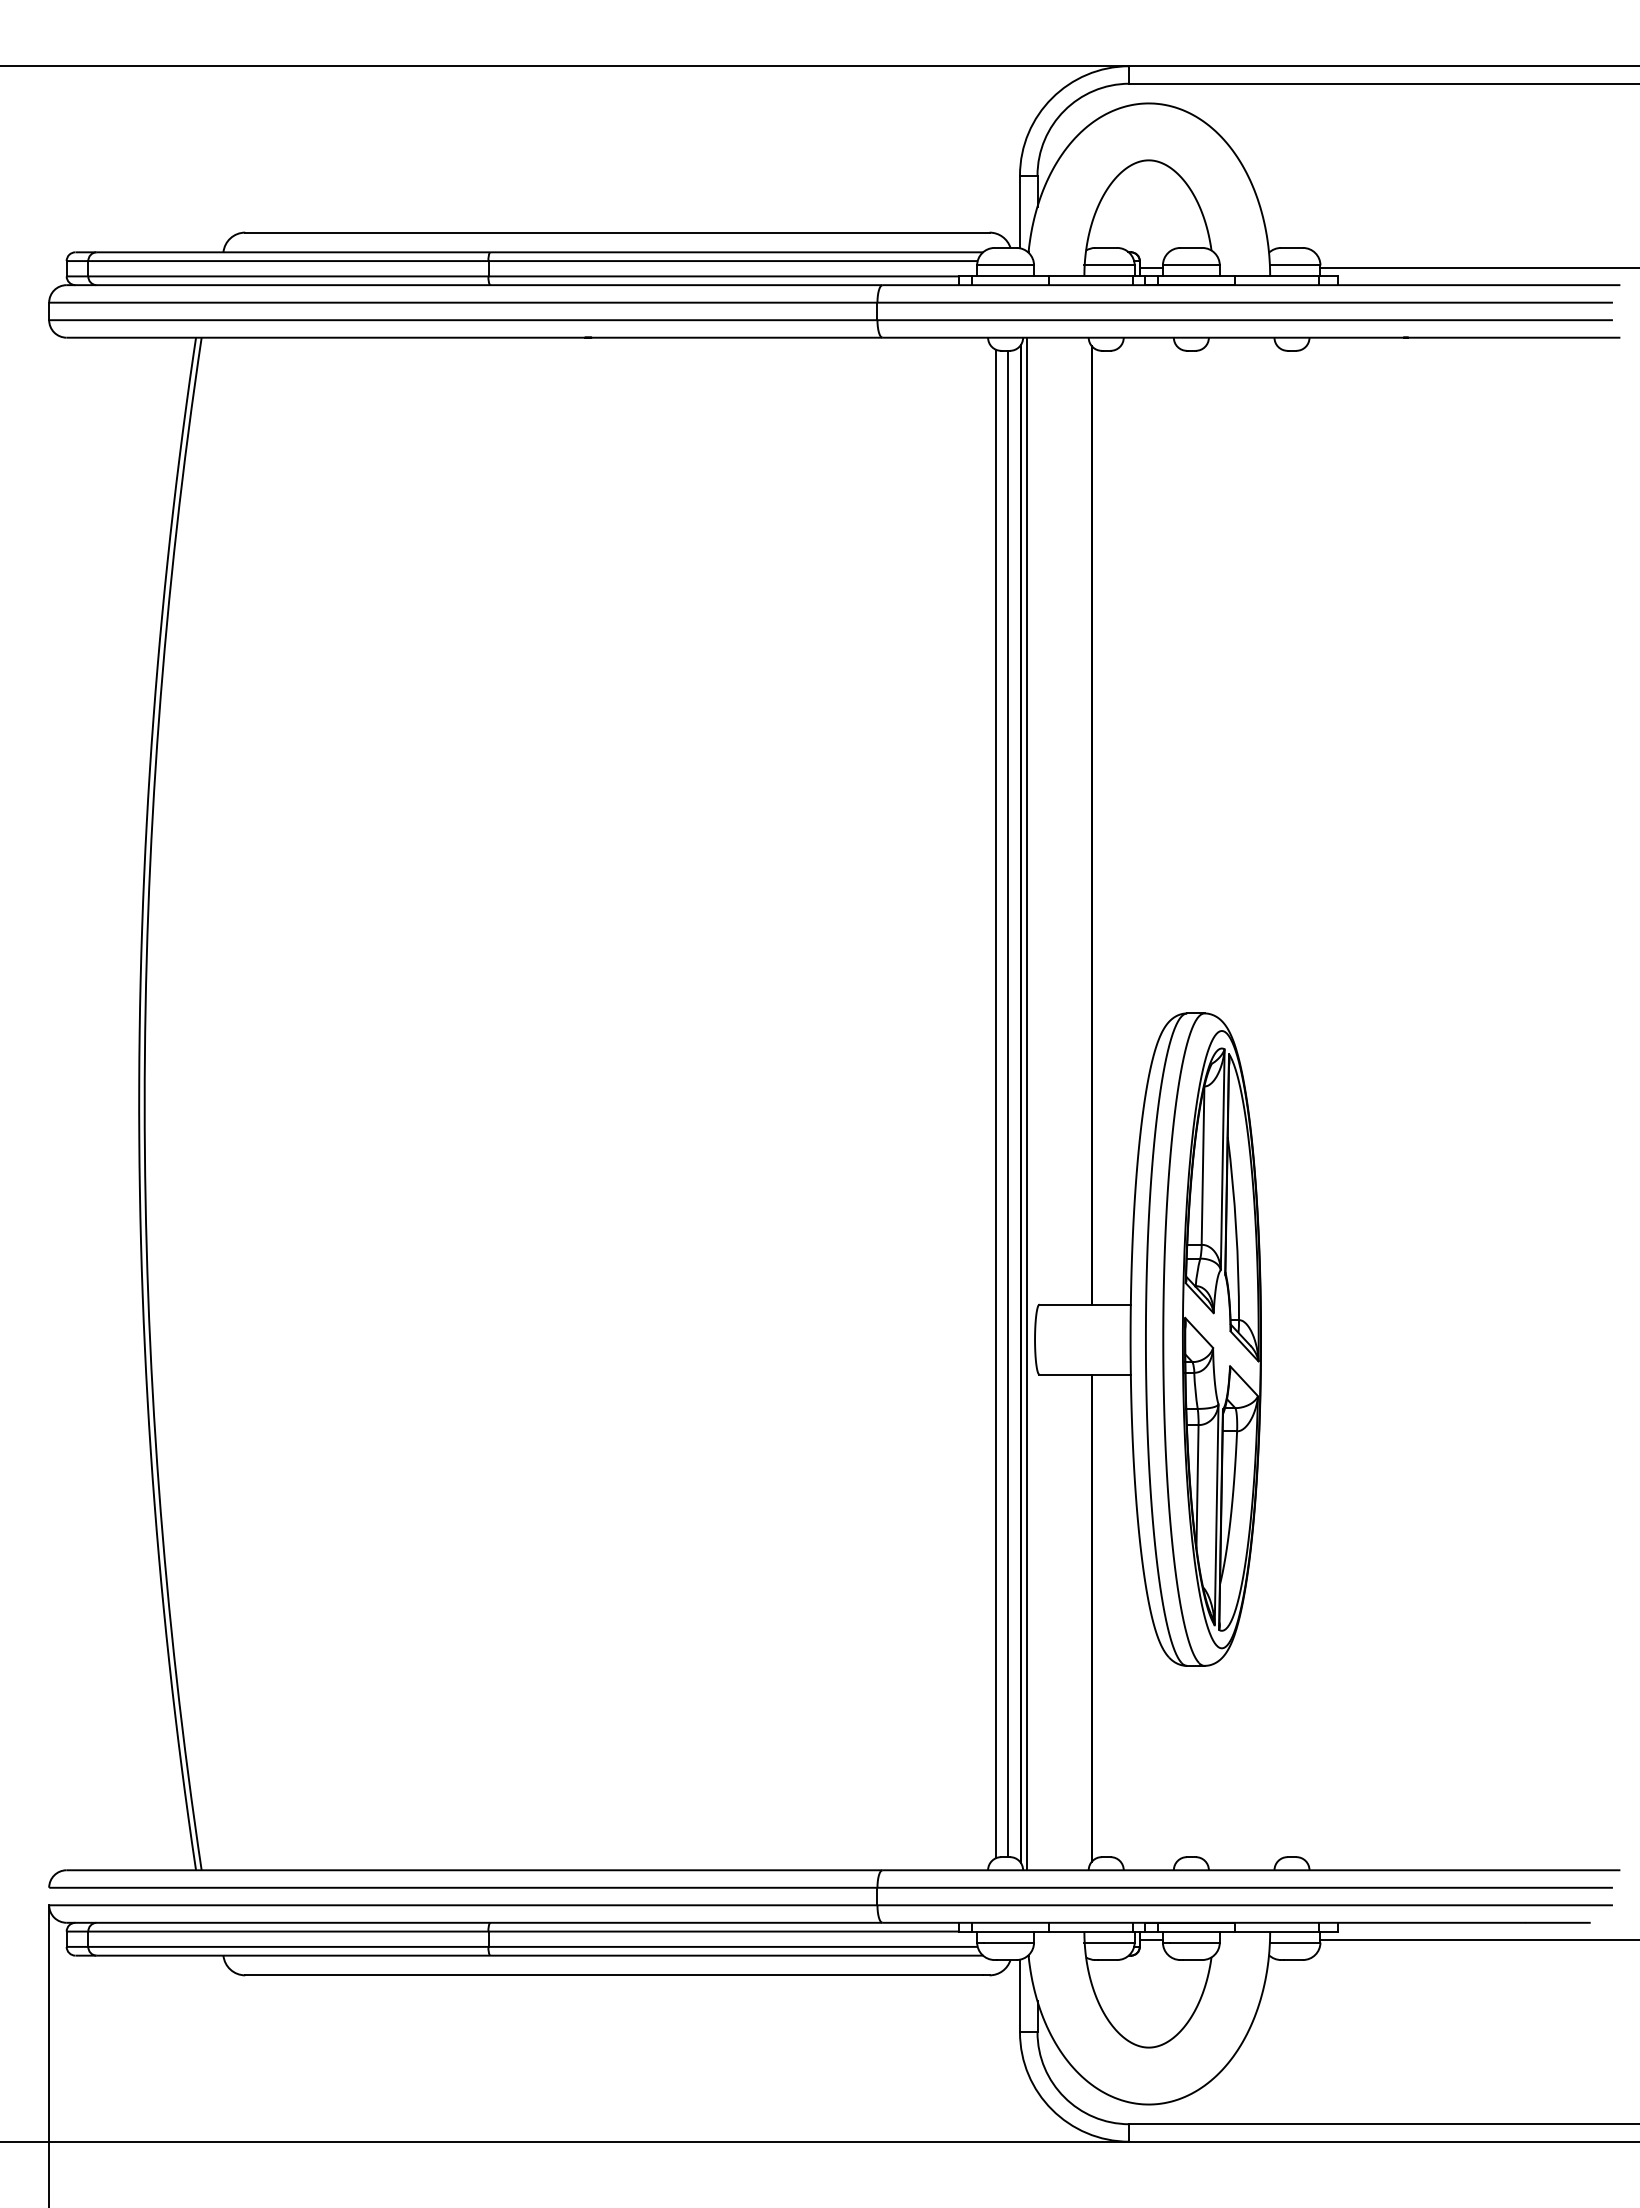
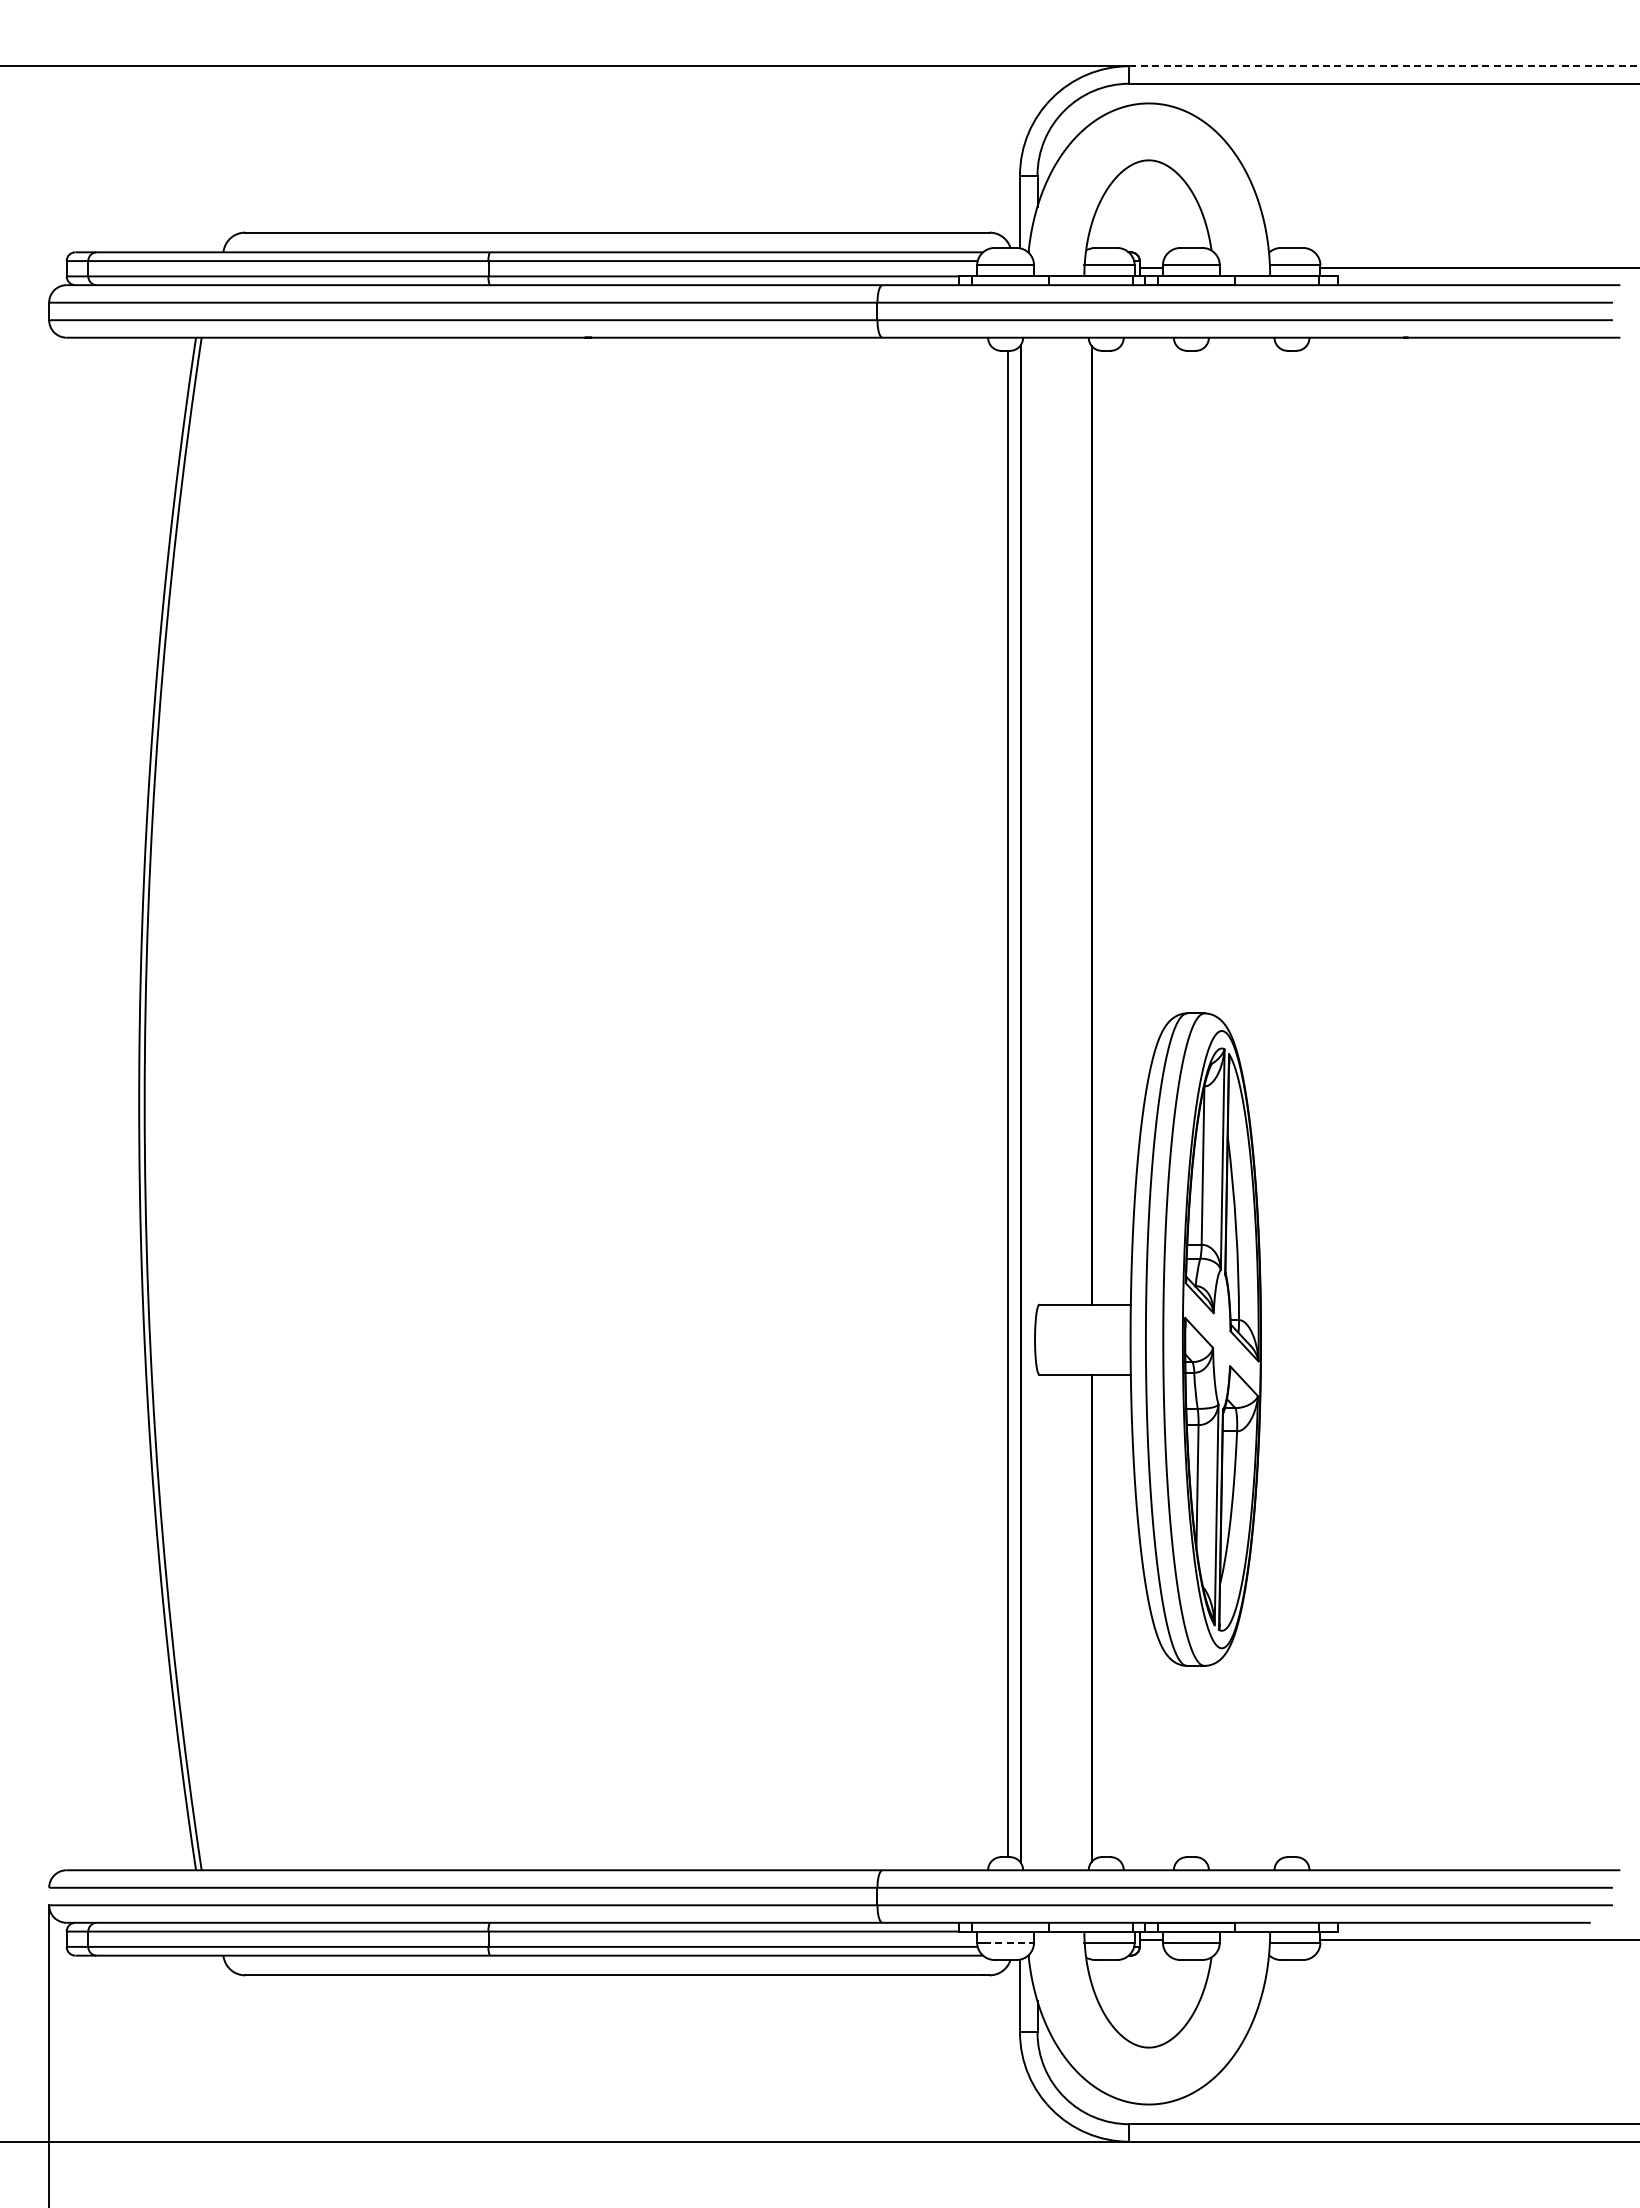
line: solid -> dashed (1384, 66)
line: present -> none (996, 1103)
line: present -> none (1026, 1103)
line: solid -> dashed (1009, 1942)
